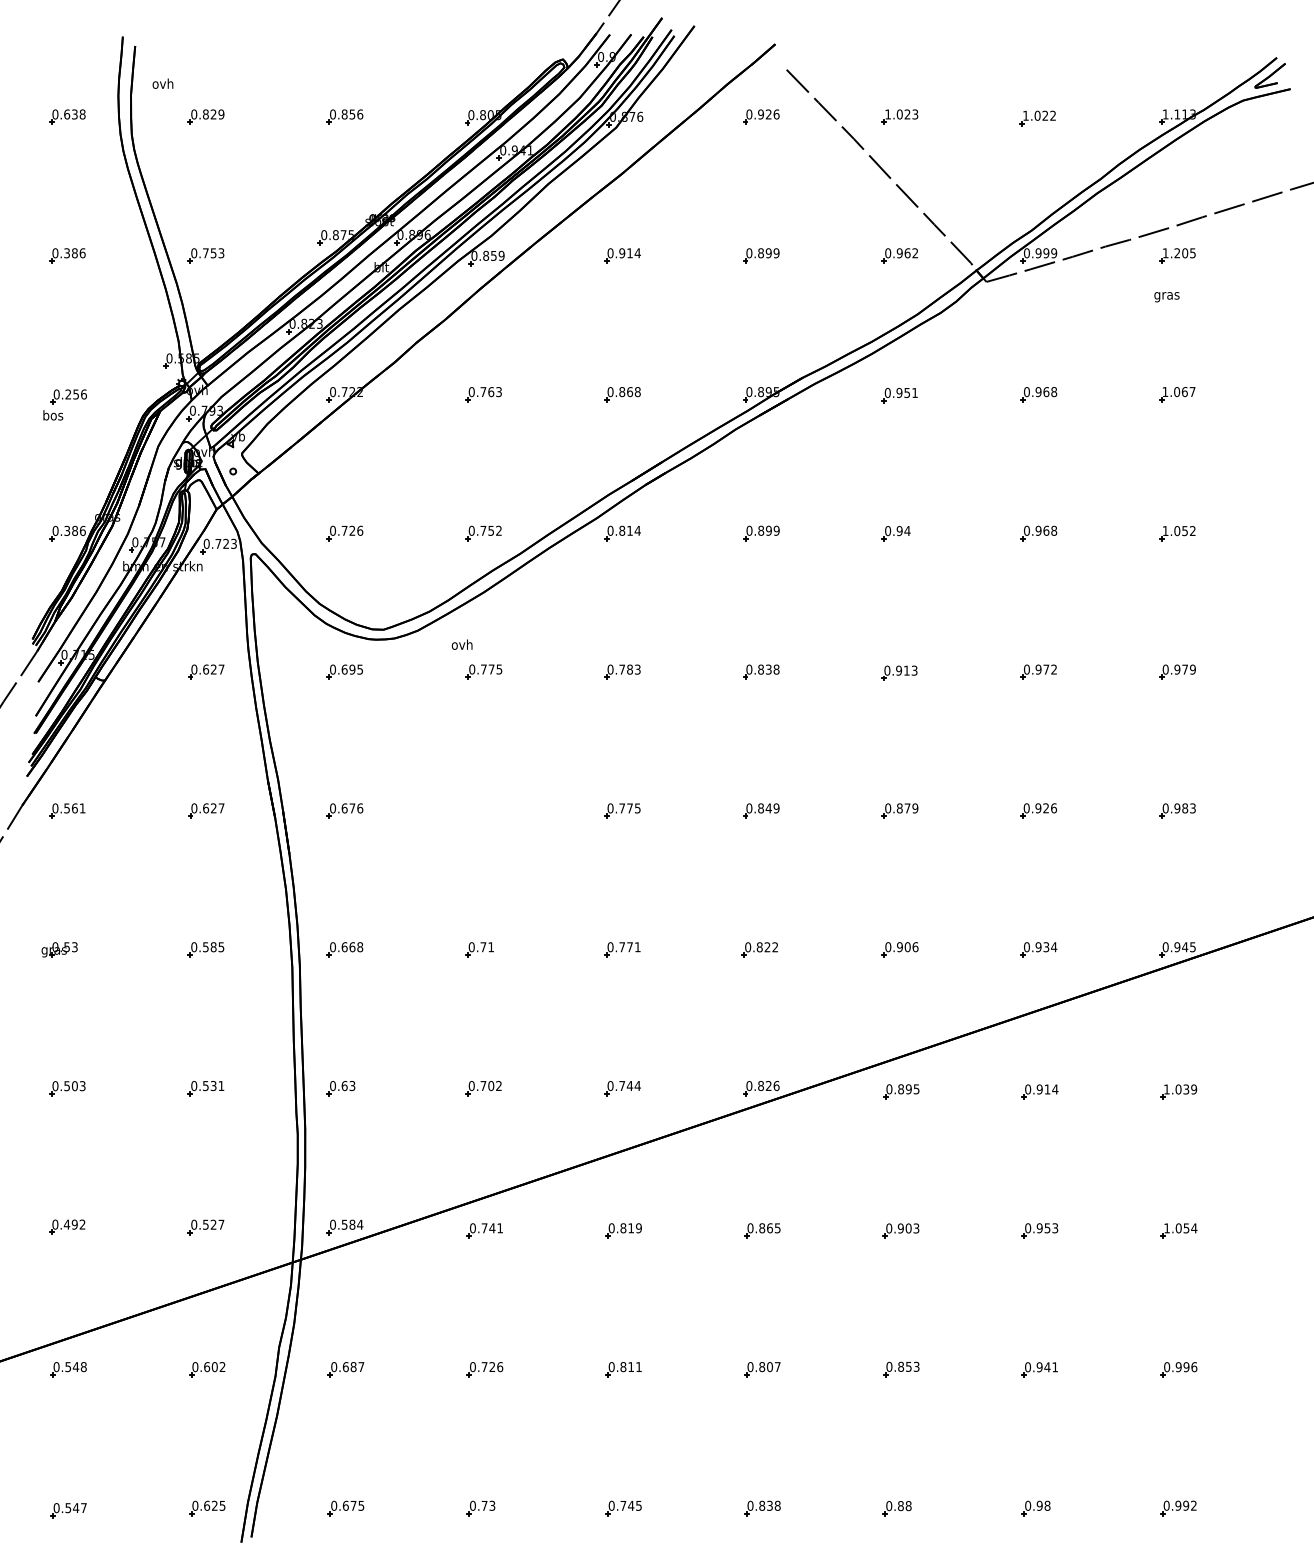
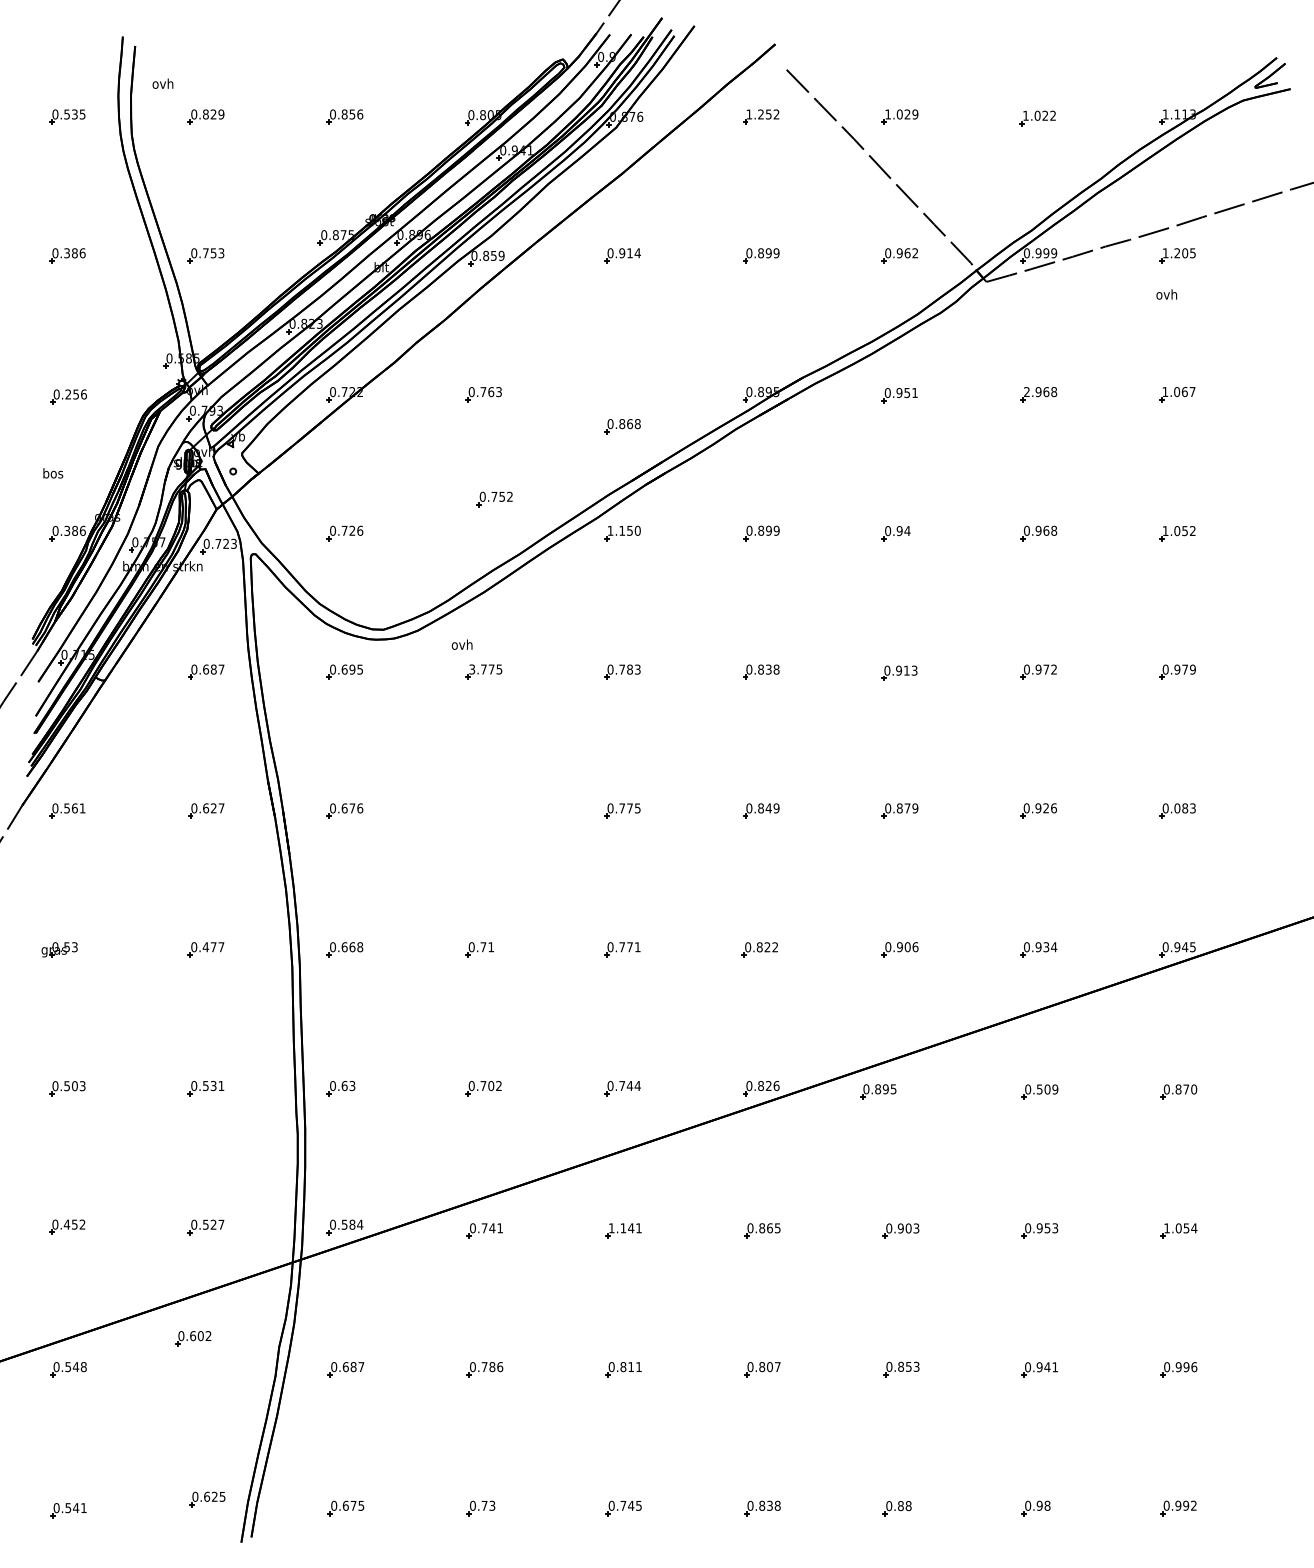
text: 0.638 -> 0.535 (74, 114)
text: 0.926 -> 1.252 (762, 114)
text: 1.023 -> 1.029 (915, 114)
text: gras -> ovh (1166, 295)
text: 0.968 -> 2.968 (1026, 392)
part position: (622, 394) -> (622, 426) (622, 426)
text position: (53, 415) -> (53, 473) (53, 473)
text: 0.814 -> 1.150 (623, 530)
part position: (483, 533) -> (494, 499) (494, 499)
text: 0.627 -> 0.687 (213, 669)
text: 0.775 -> 3.775 (472, 669)
text: 0.983 -> 0.083 (1177, 808)
text: 0.585 -> 0.477 (213, 947)
text: 0.914 -> 0.509 (1047, 1089)
text: 1.039 -> 0.870 (1179, 1089)
part position: (901, 1091) -> (878, 1091) (878, 1091)
text: 0.492 -> 0.452 (74, 1224)
text: 0.819 -> 1.141 (624, 1228)
text: 0.726 -> 0.786 (492, 1367)
part position: (207, 1369) -> (193, 1338) (193, 1338)
text: 0.547 -> 0.541 (83, 1507)
part position: (207, 1508) -> (207, 1499) (207, 1499)
